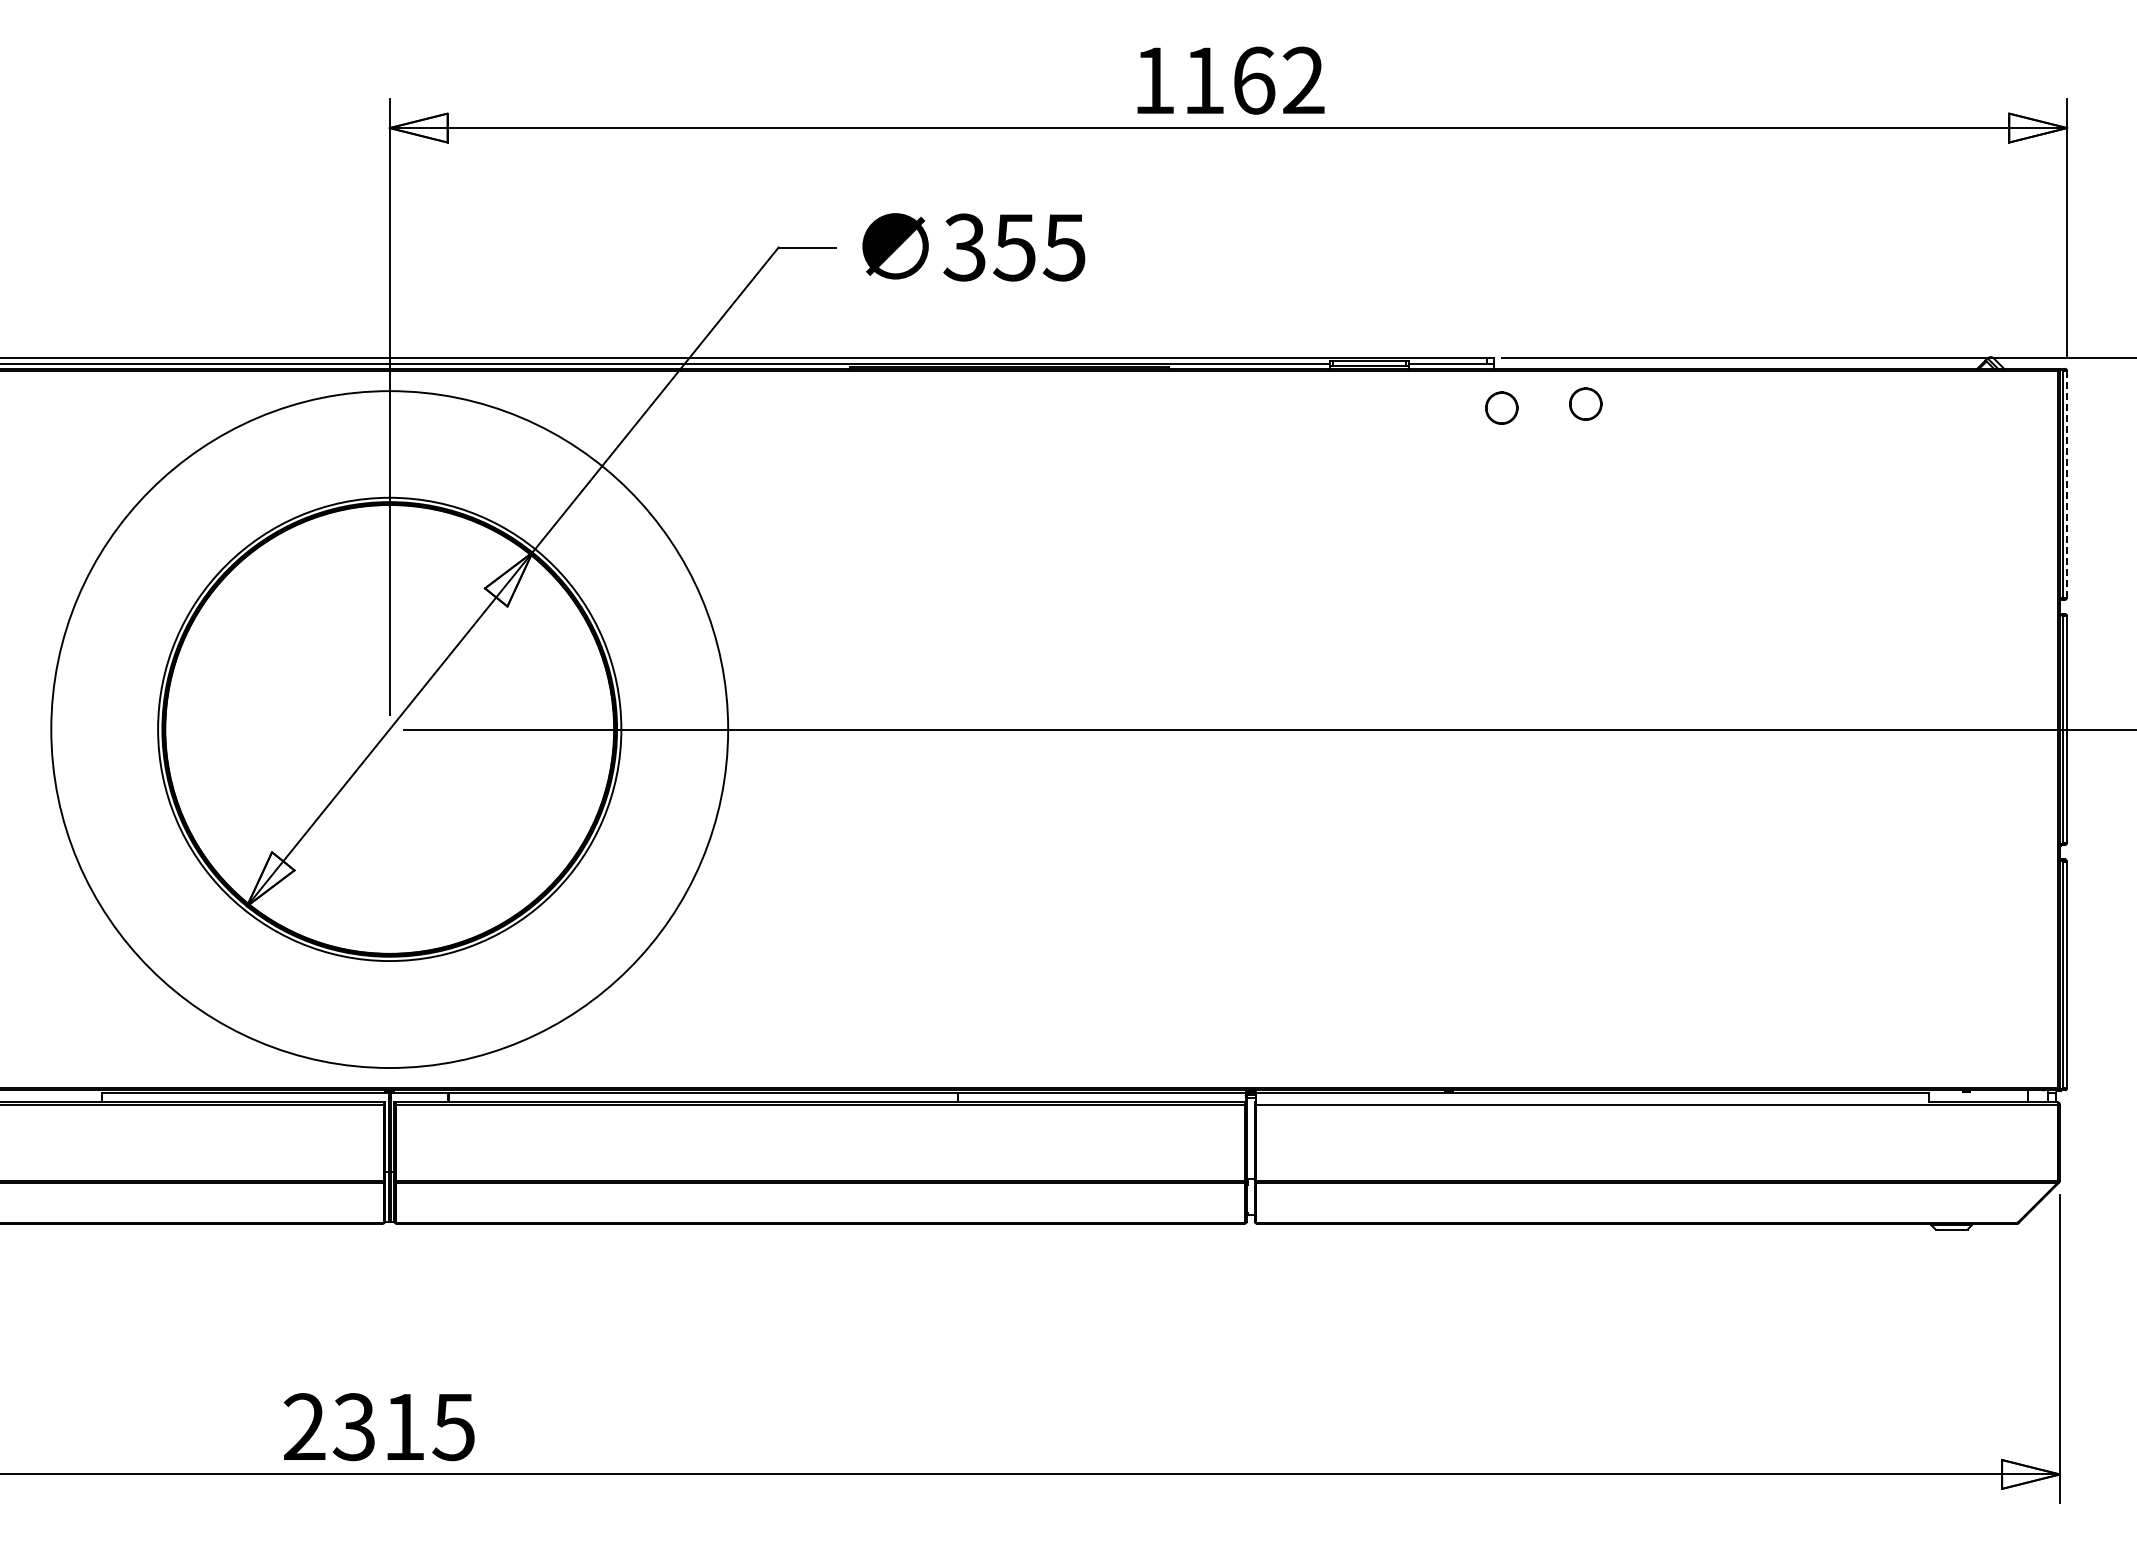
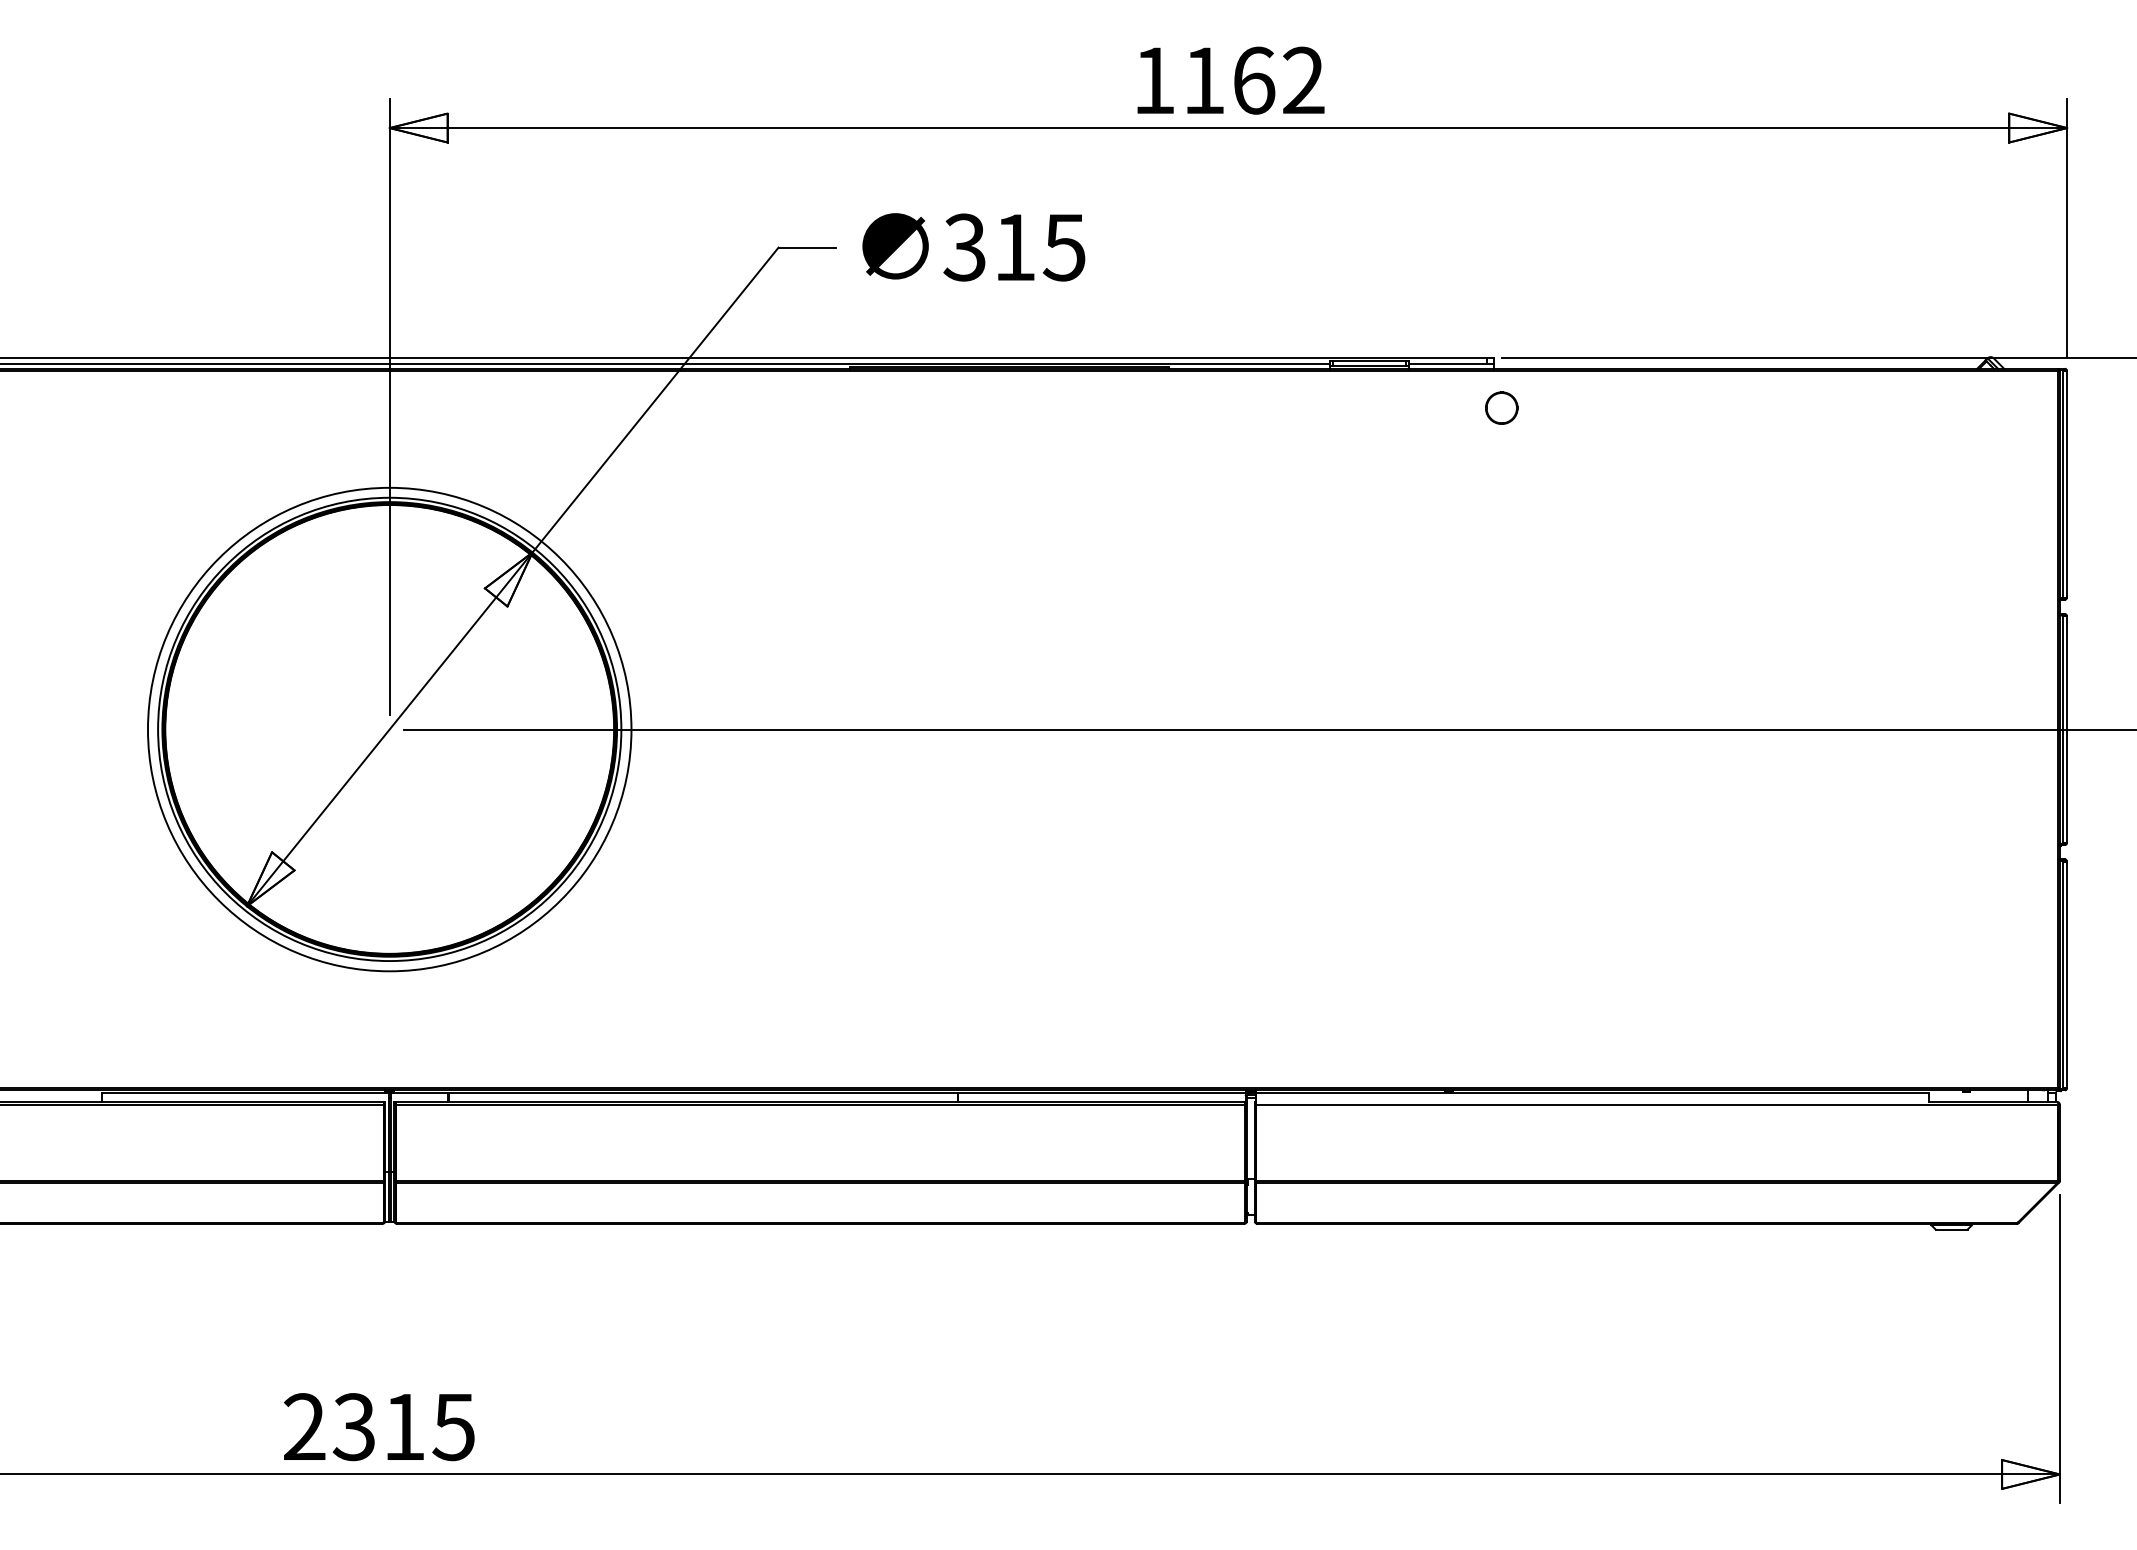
text: 355 -> 315 (1014, 247)
part: present -> none (1585, 403)
line: dashed -> solid (2067, 484)
circle diameter: 677 px -> 483 px (389, 729)
